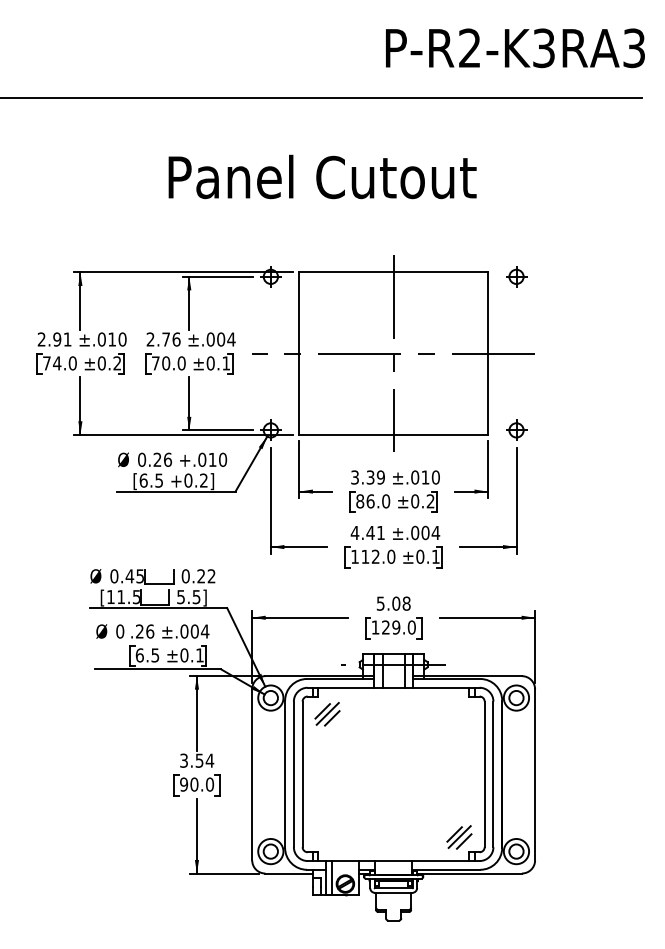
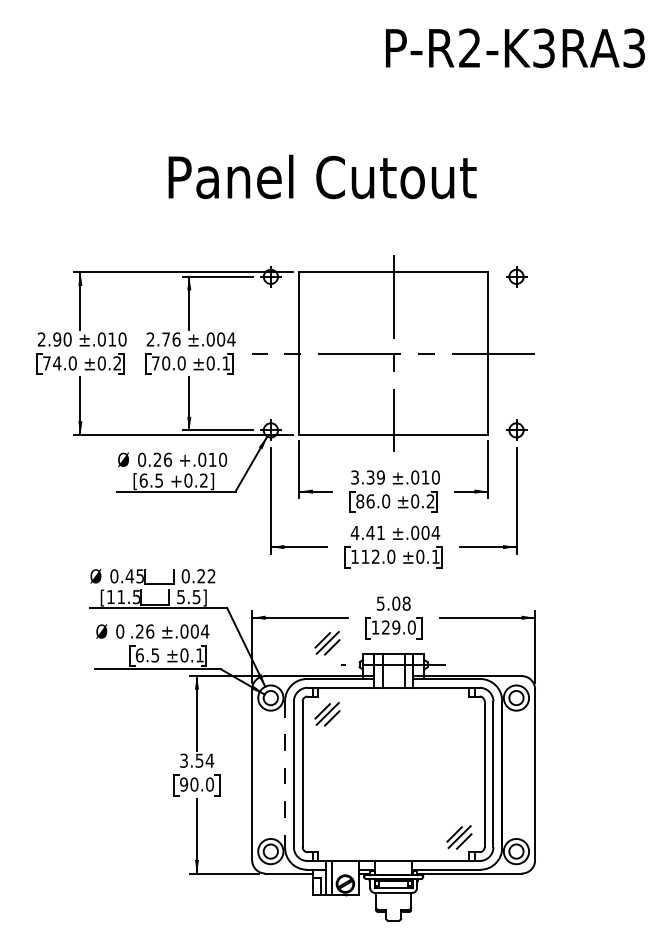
line: present -> none (321, 97)
text: 2.91 -> 2.90 (67, 339)
part: none -> present (327, 643)
line: solid -> dashed (285, 774)
